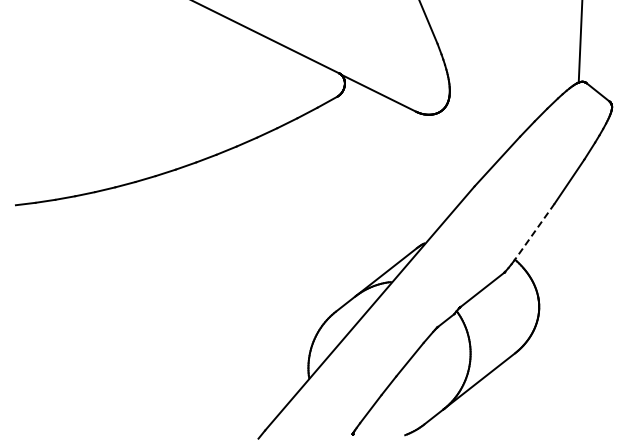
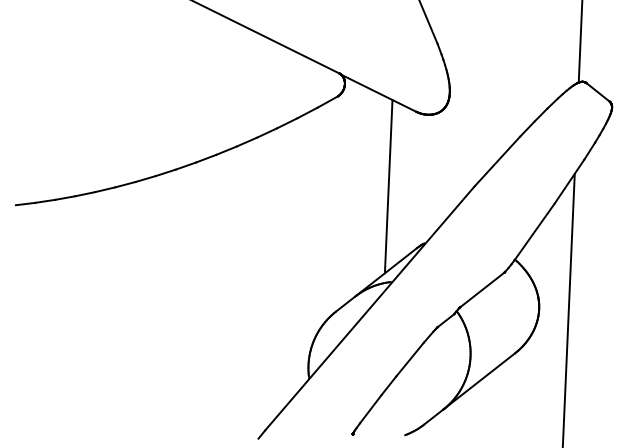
line: none -> present (388, 186)
line: dashed -> solid (534, 231)
line: none -> present (568, 309)
